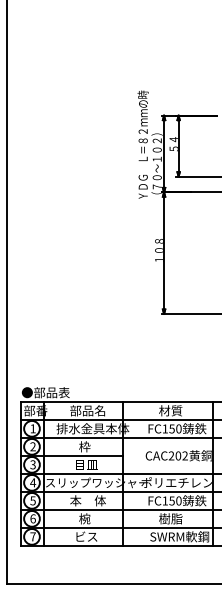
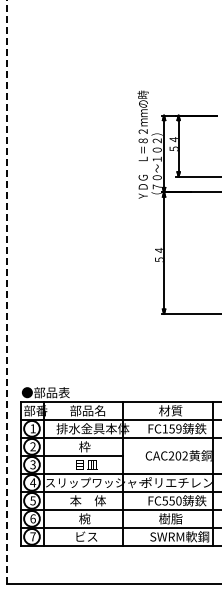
text: １０８ -> ５４ (158, 250)
line: solid -> dashed (6, 292)
text: FC150 -> FC159 (178, 428)
text: FC150 -> FC550 (164, 500)
